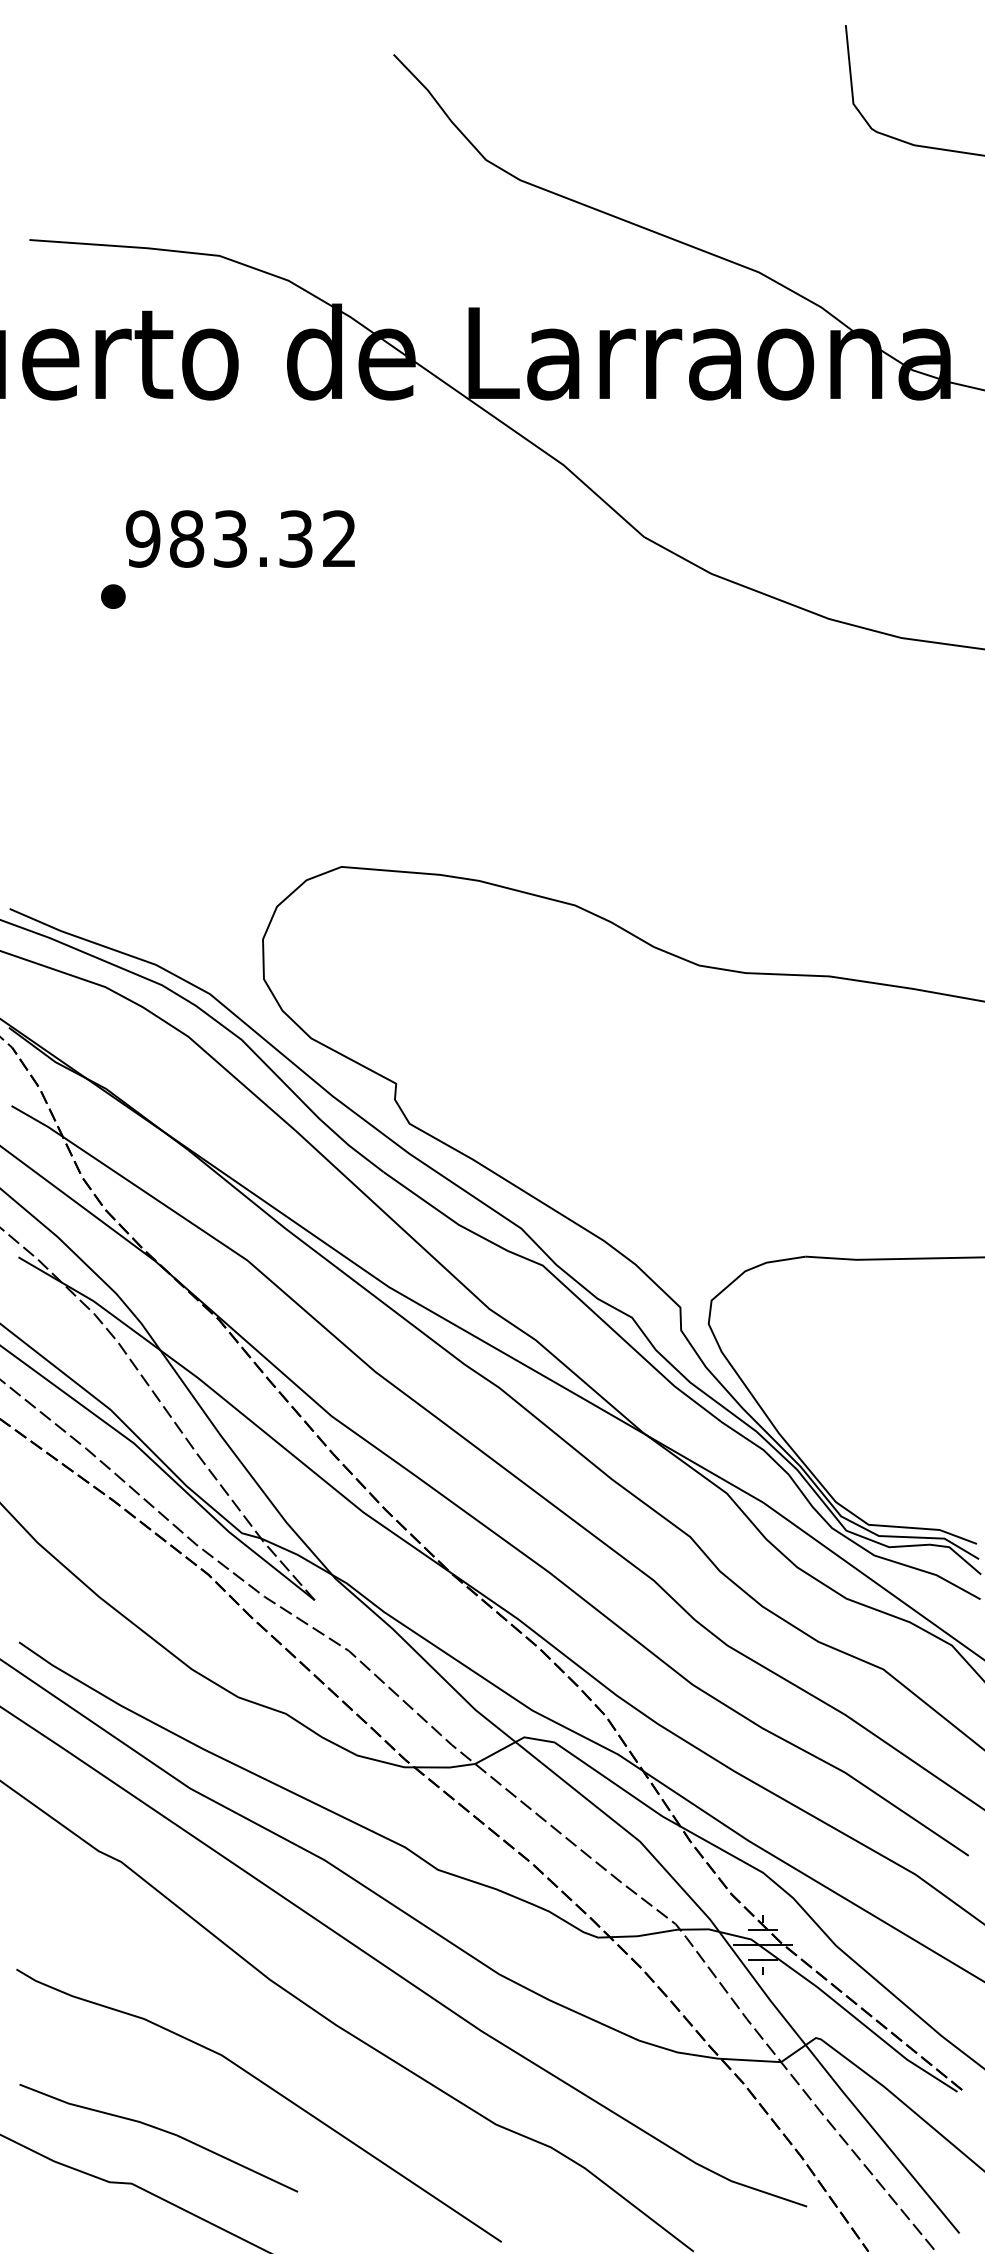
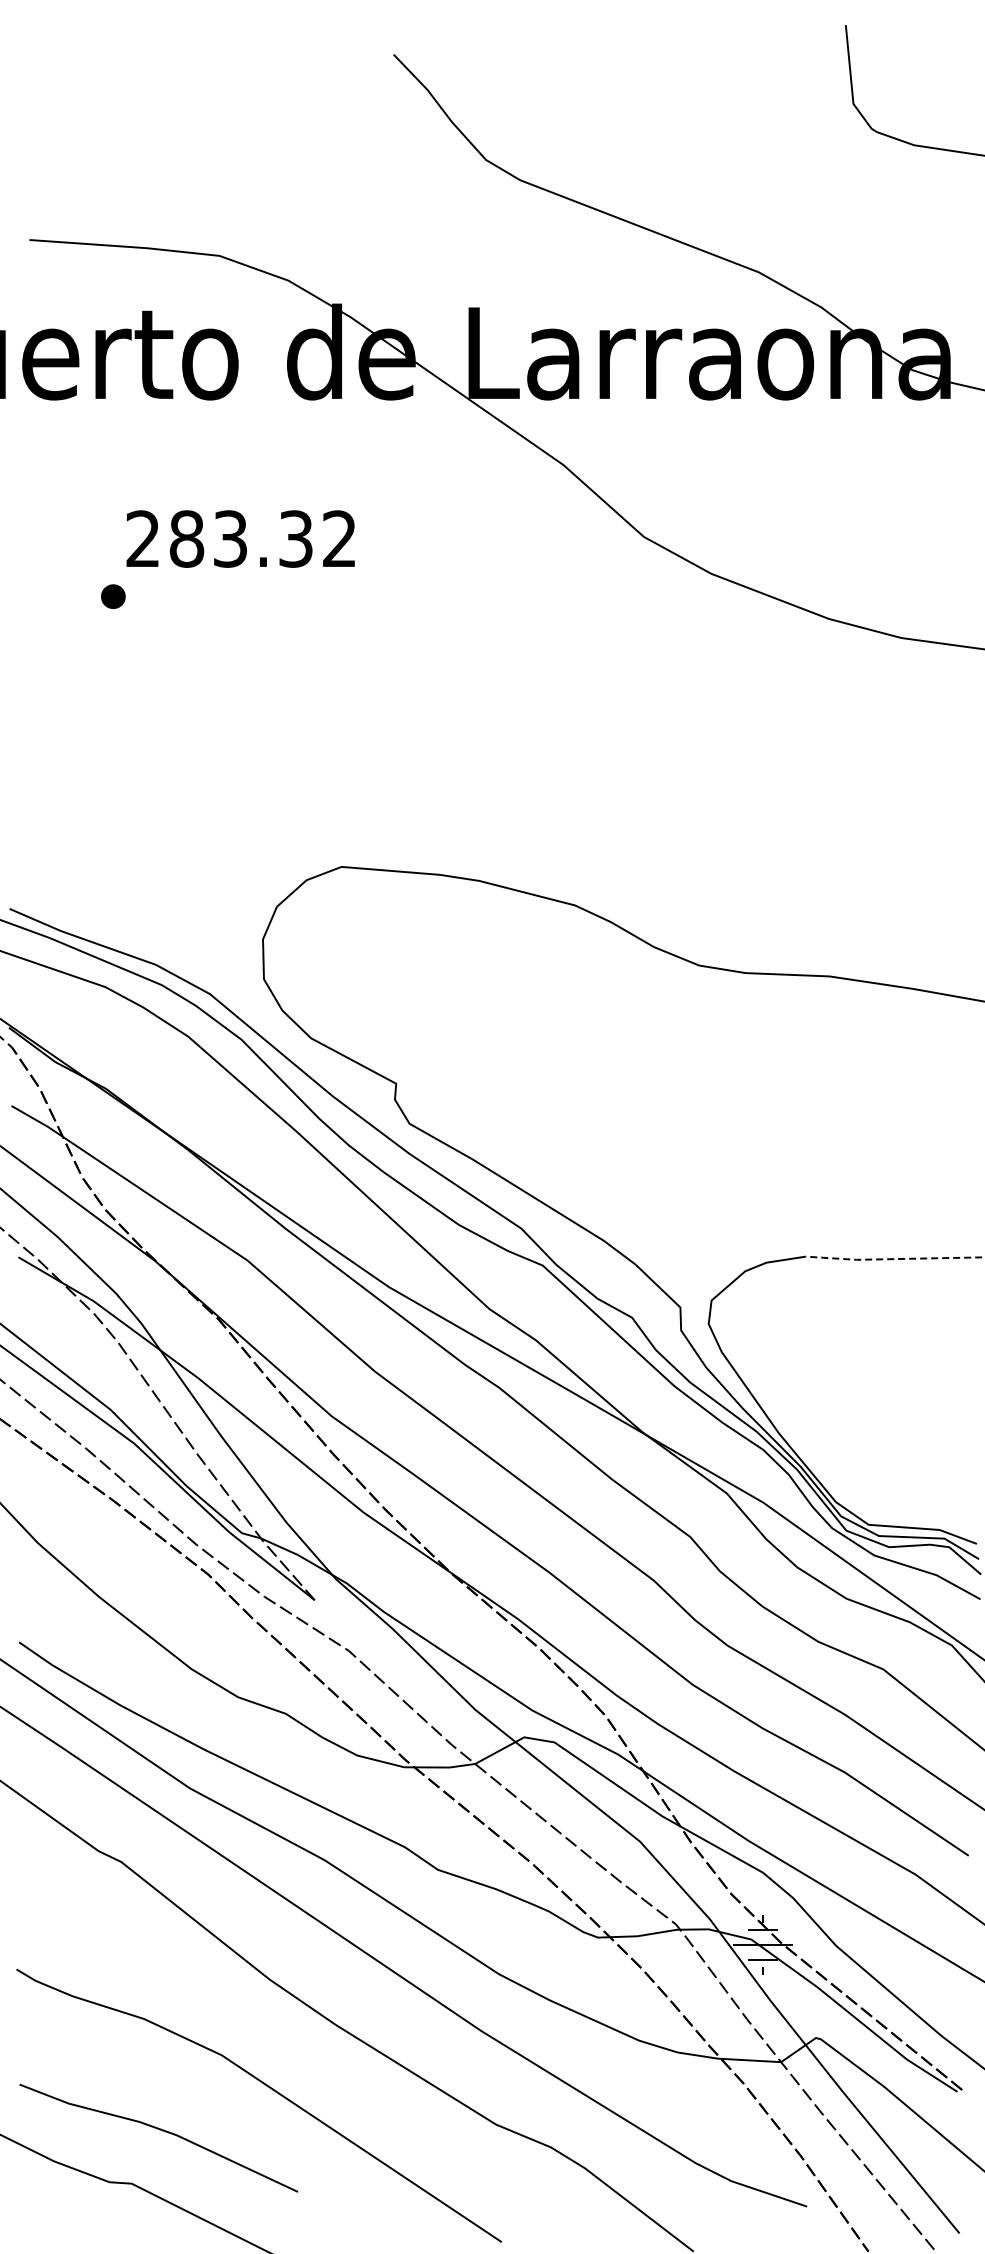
text: 983.32 -> 283.32 (142, 538)
line: solid -> dashed (894, 1259)
